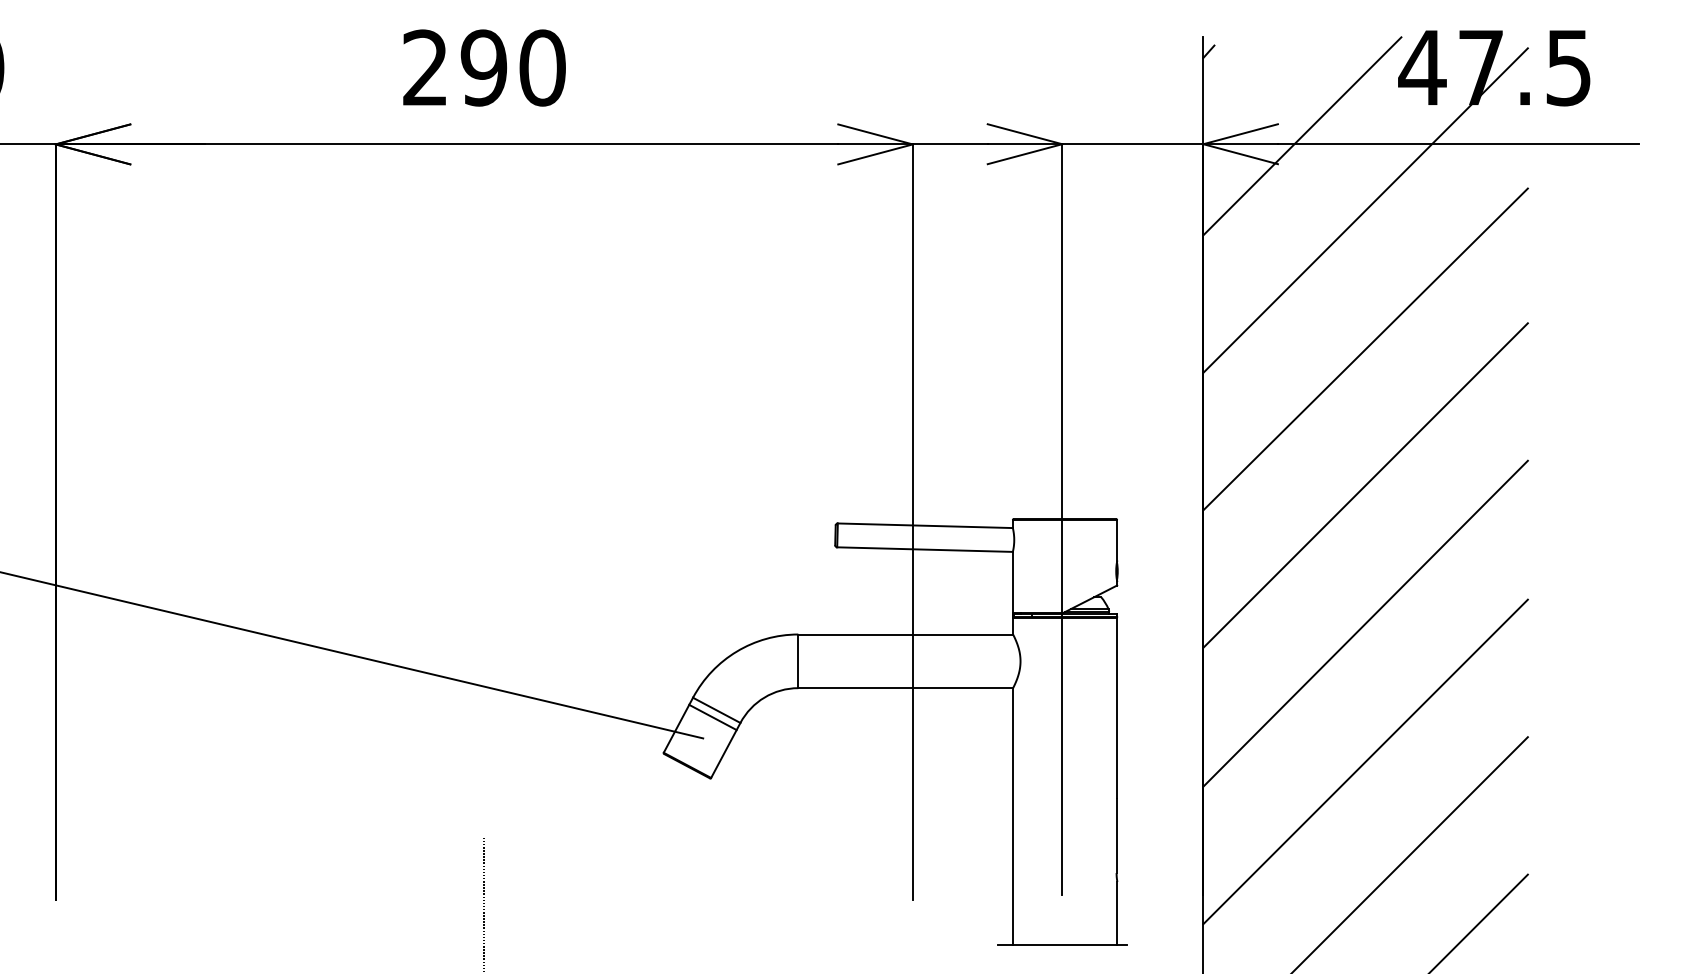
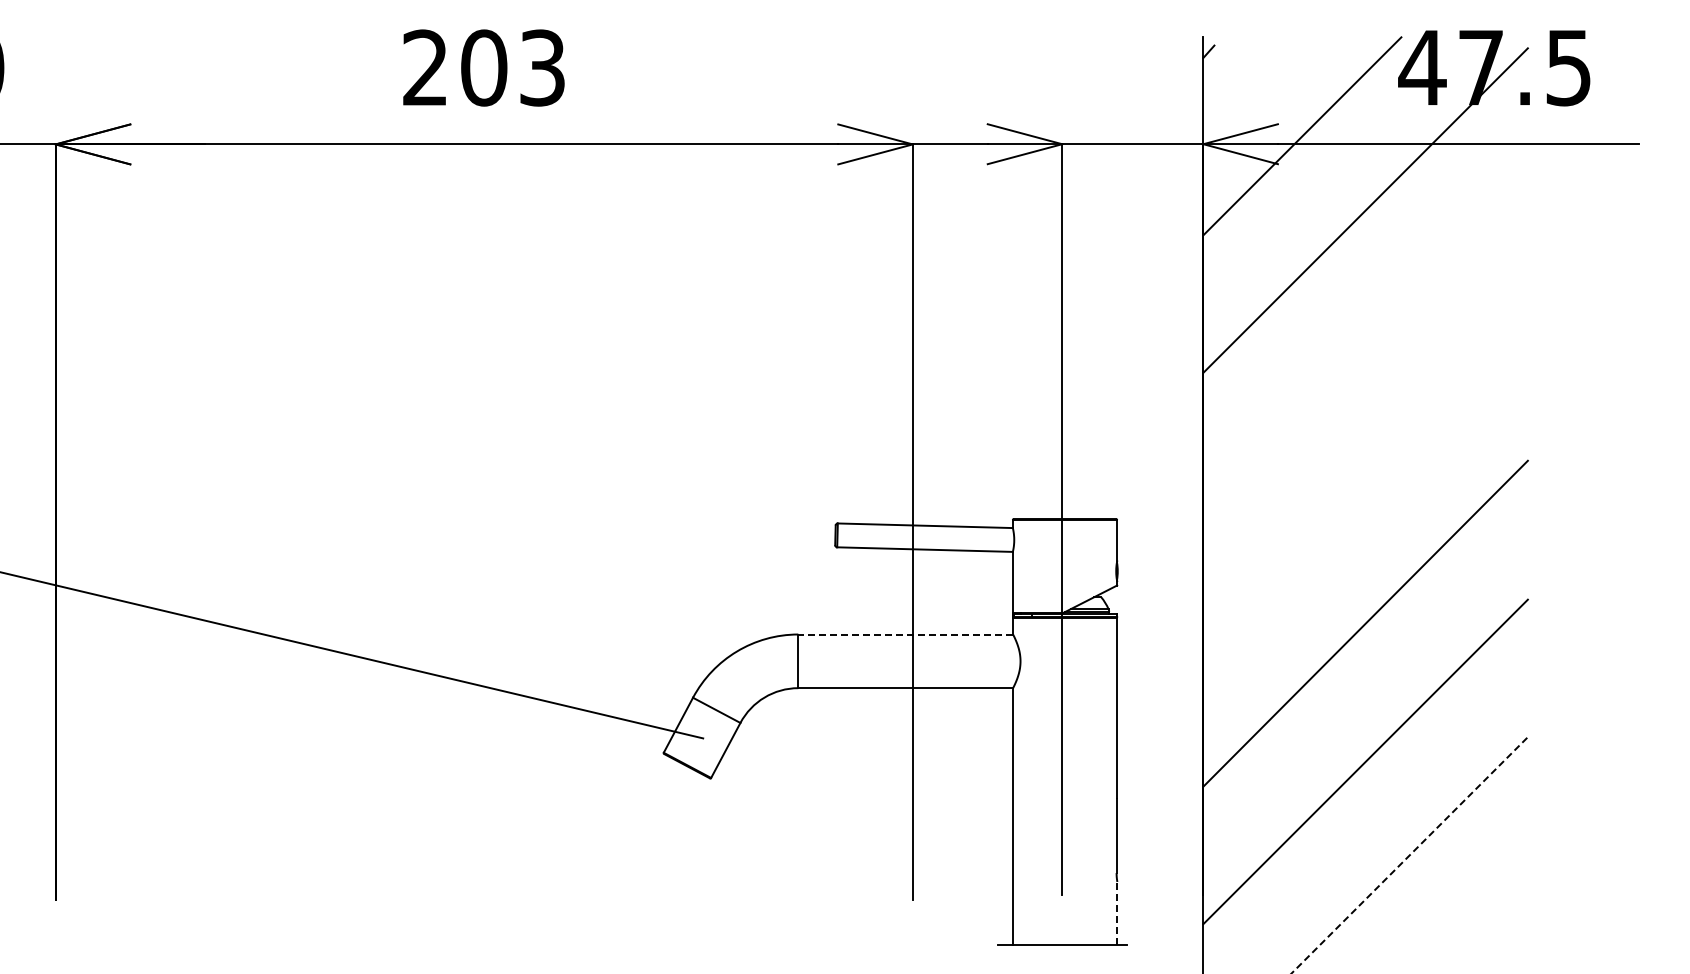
text: 290 -> 203 (512, 67)
line: present -> none (1365, 349)
line: present -> none (1365, 485)
line: solid -> dashed (905, 634)
line: present -> none (712, 717)
line: solid -> dashed (1409, 855)
line: present -> none (484, 904)
line: solid -> dashed (1117, 912)
line: present -> none (1479, 922)
